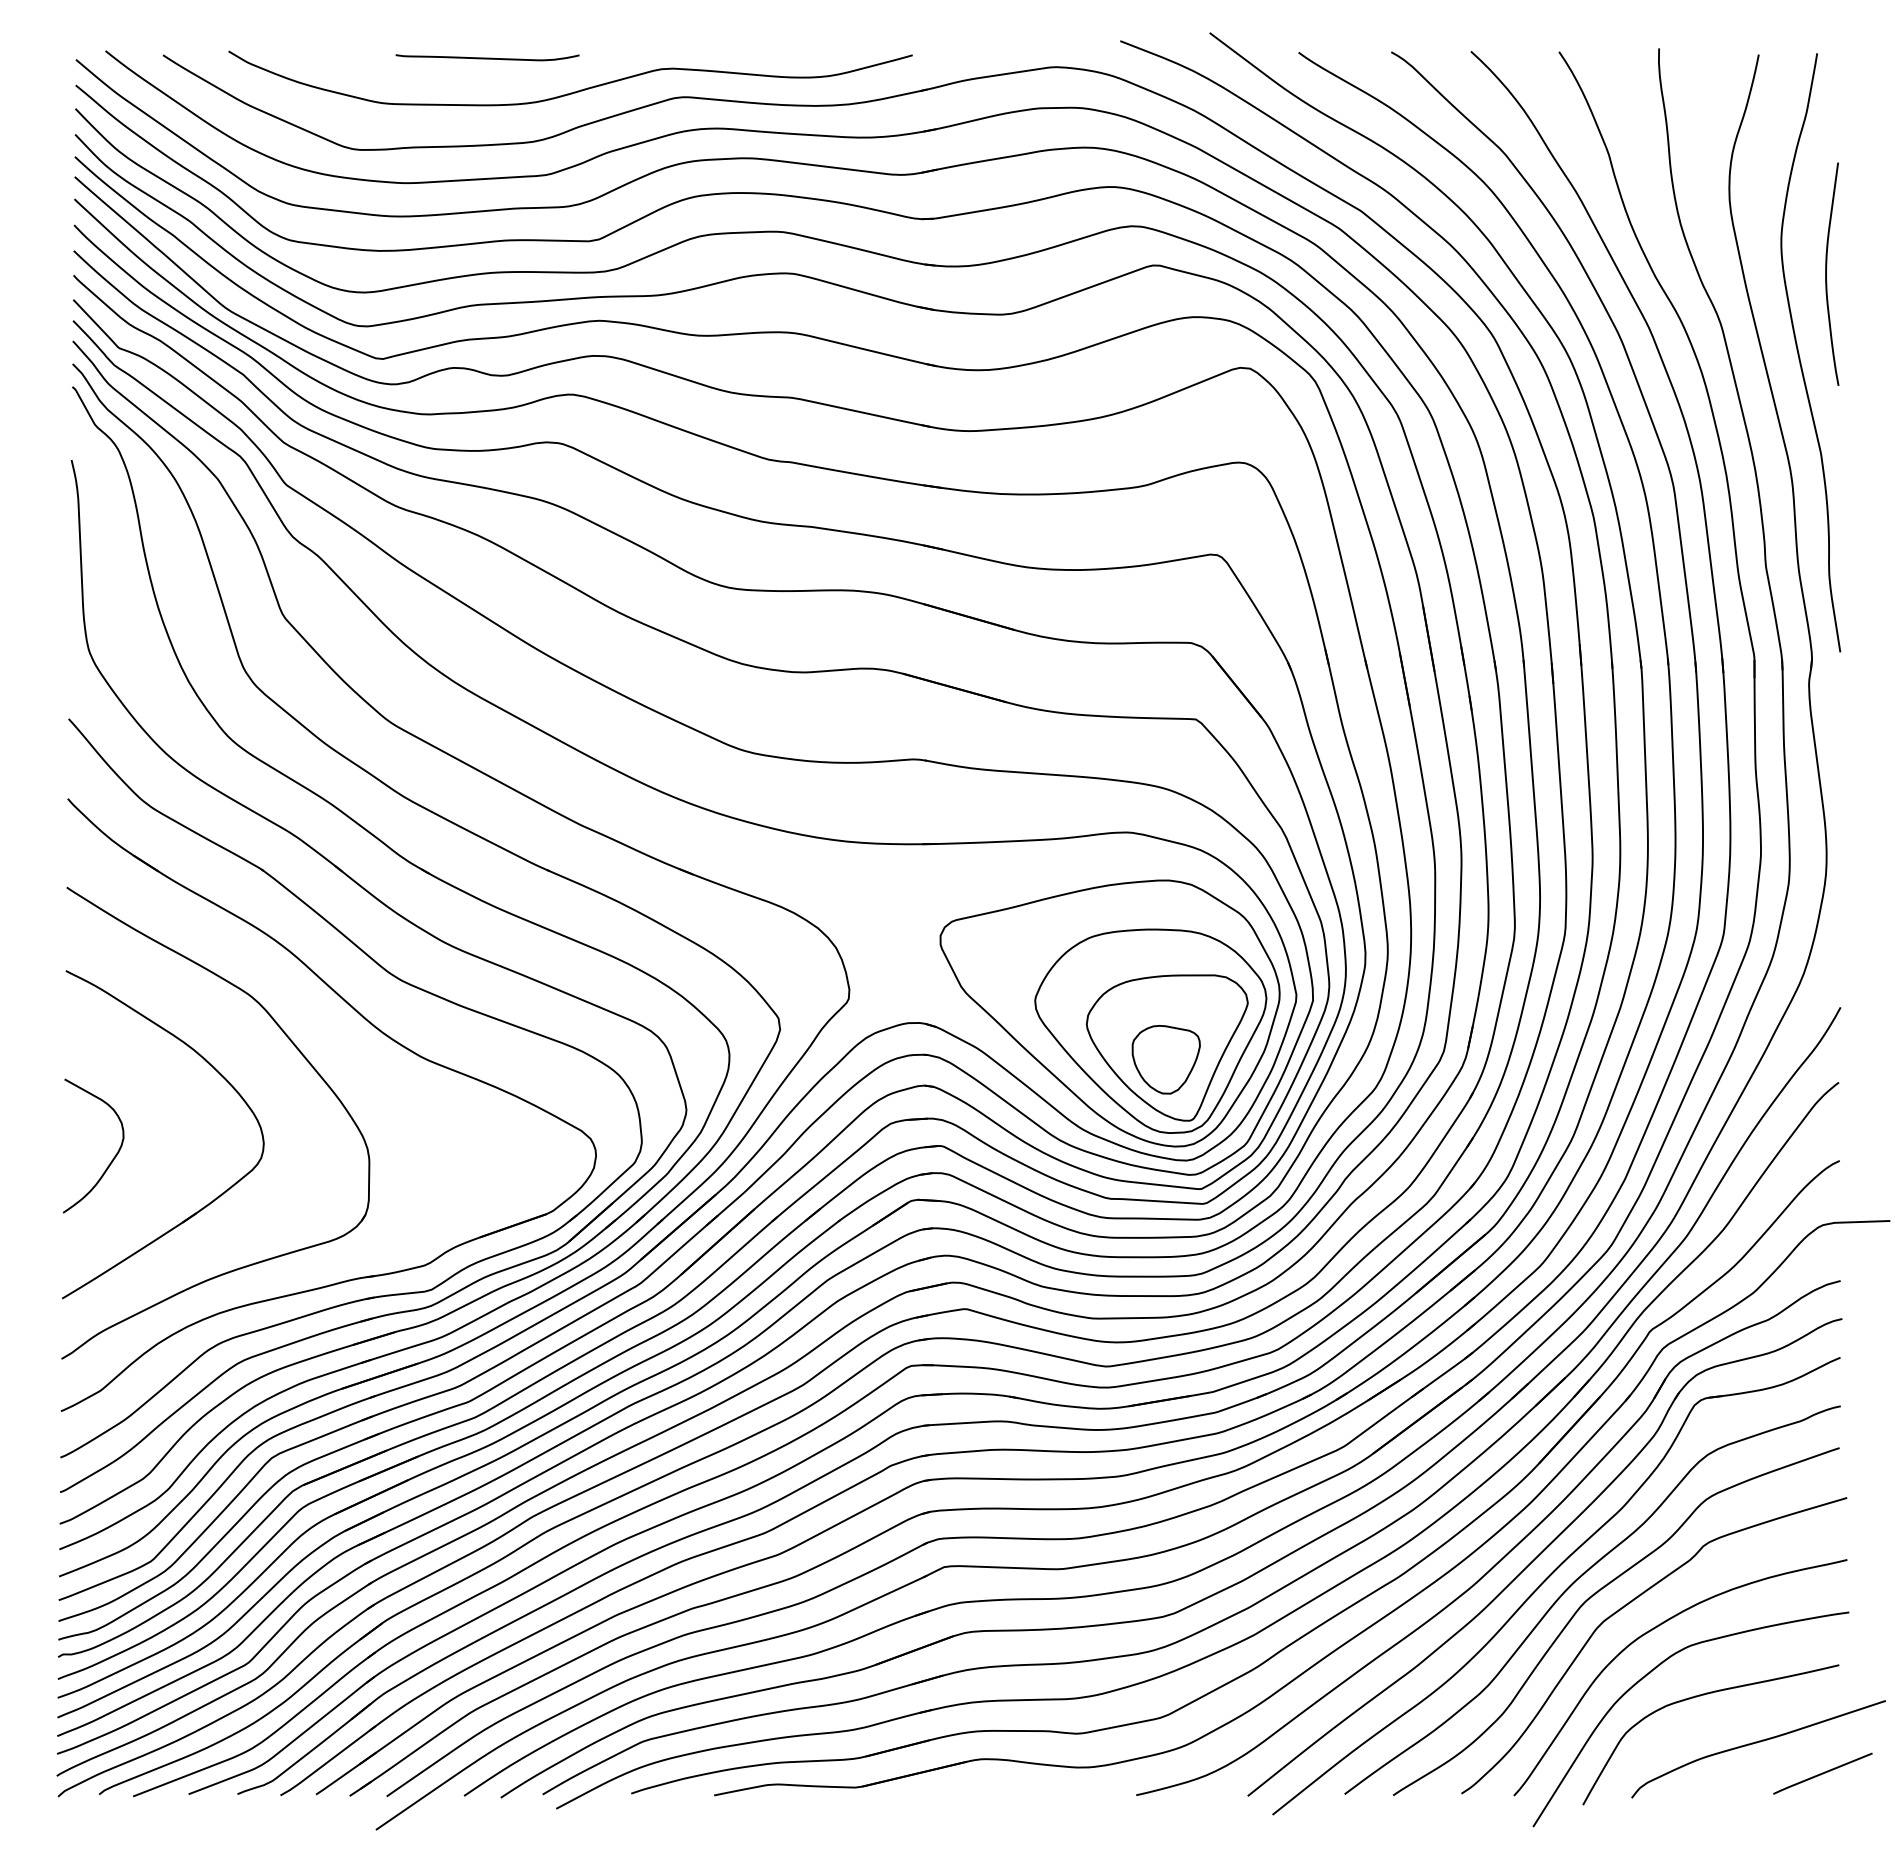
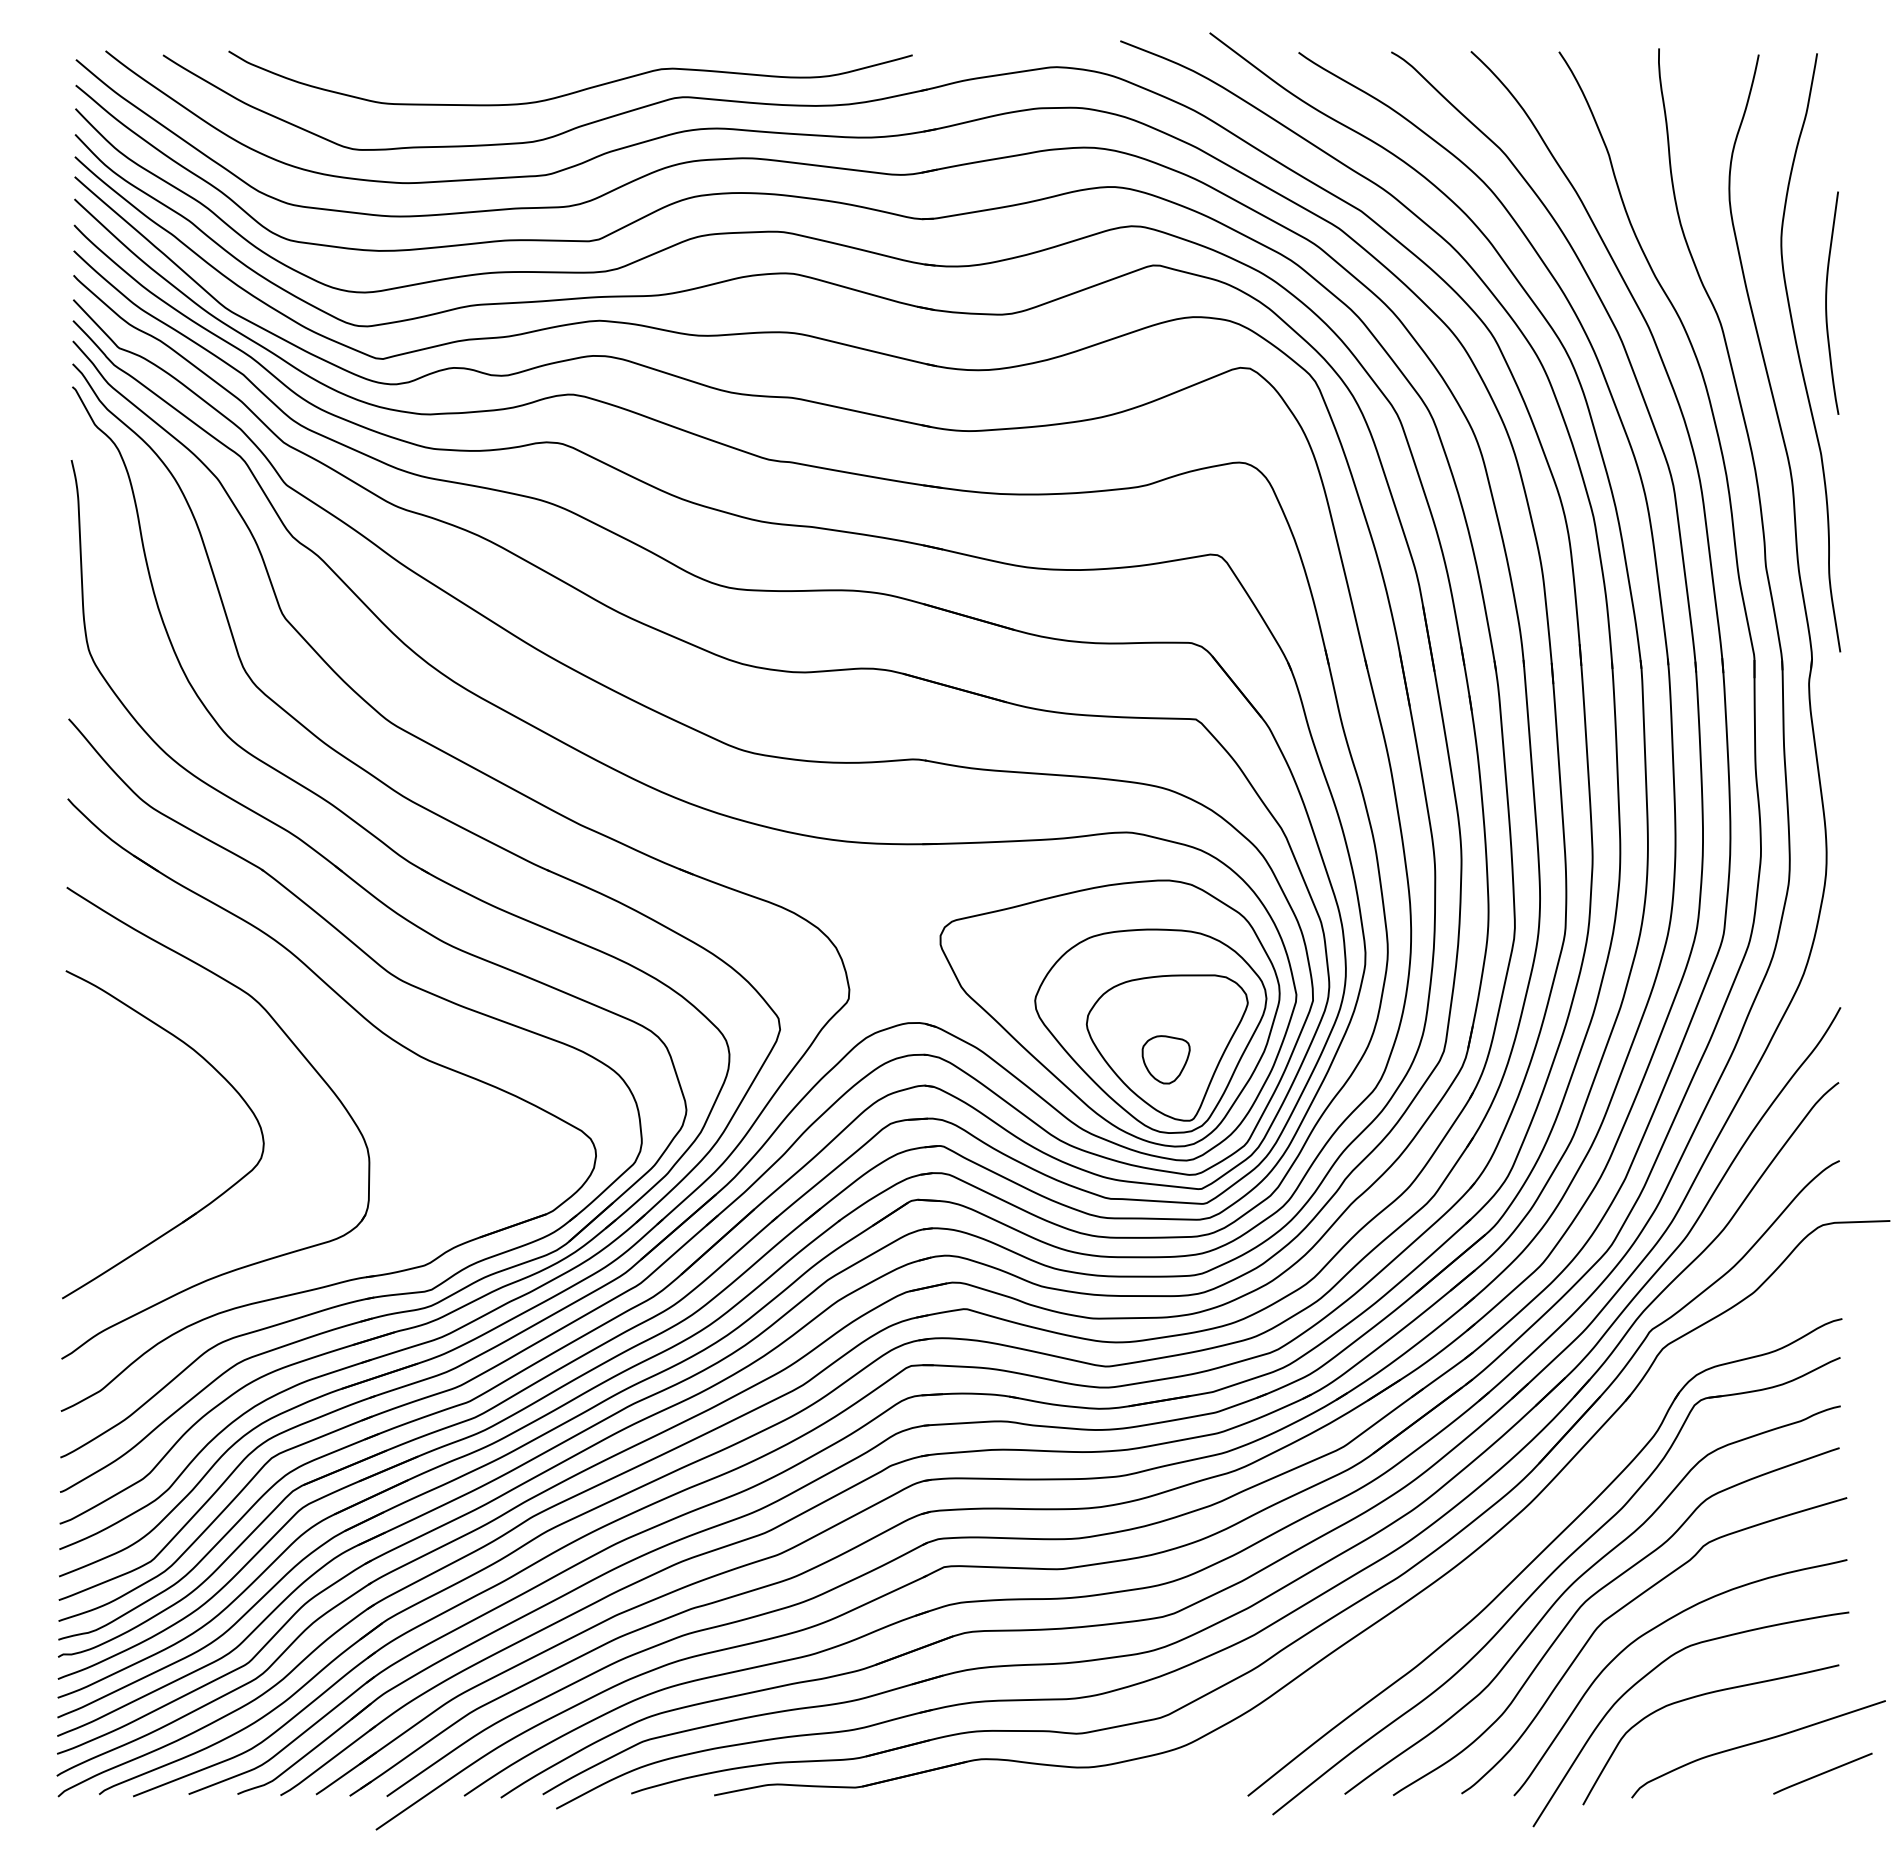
curve: present -> none (487, 57)
curve position: (1826, 273) -> (1826, 302) (1826, 302)
part size: 70x70 px -> 50x50 px (1165, 1059)
curve: present -> none (113, 1157)
part: present -> none (1505, 1554)
